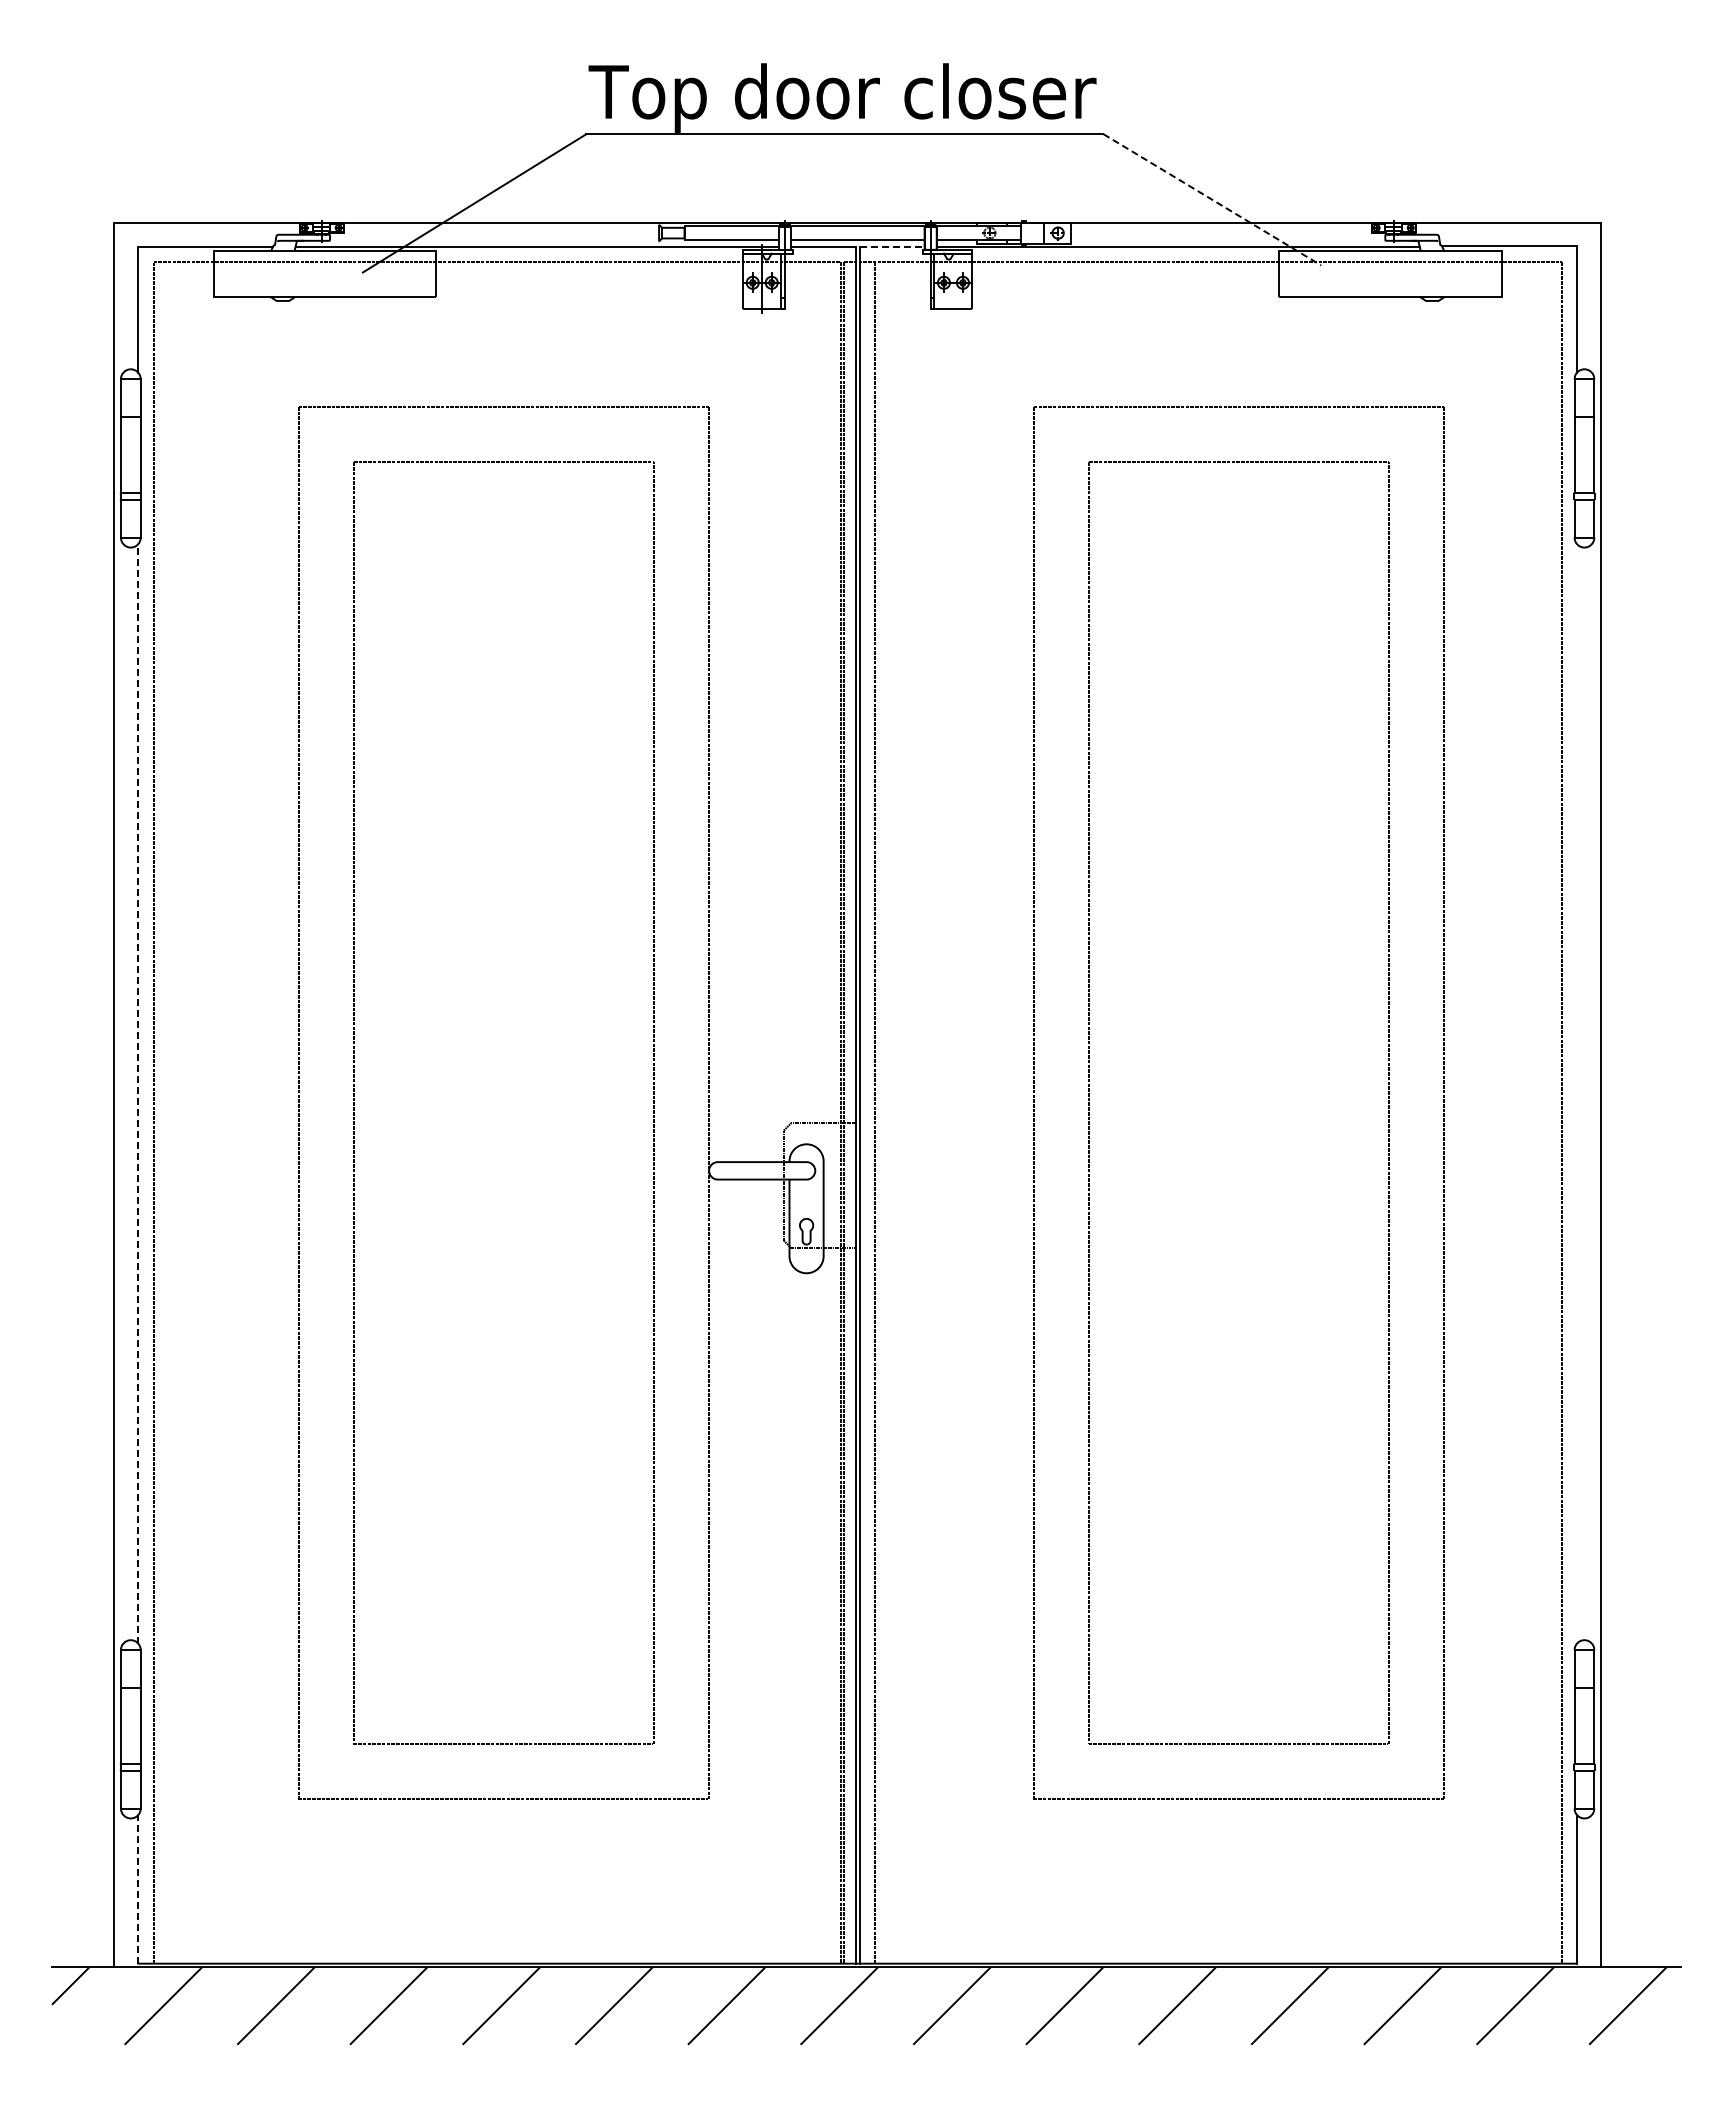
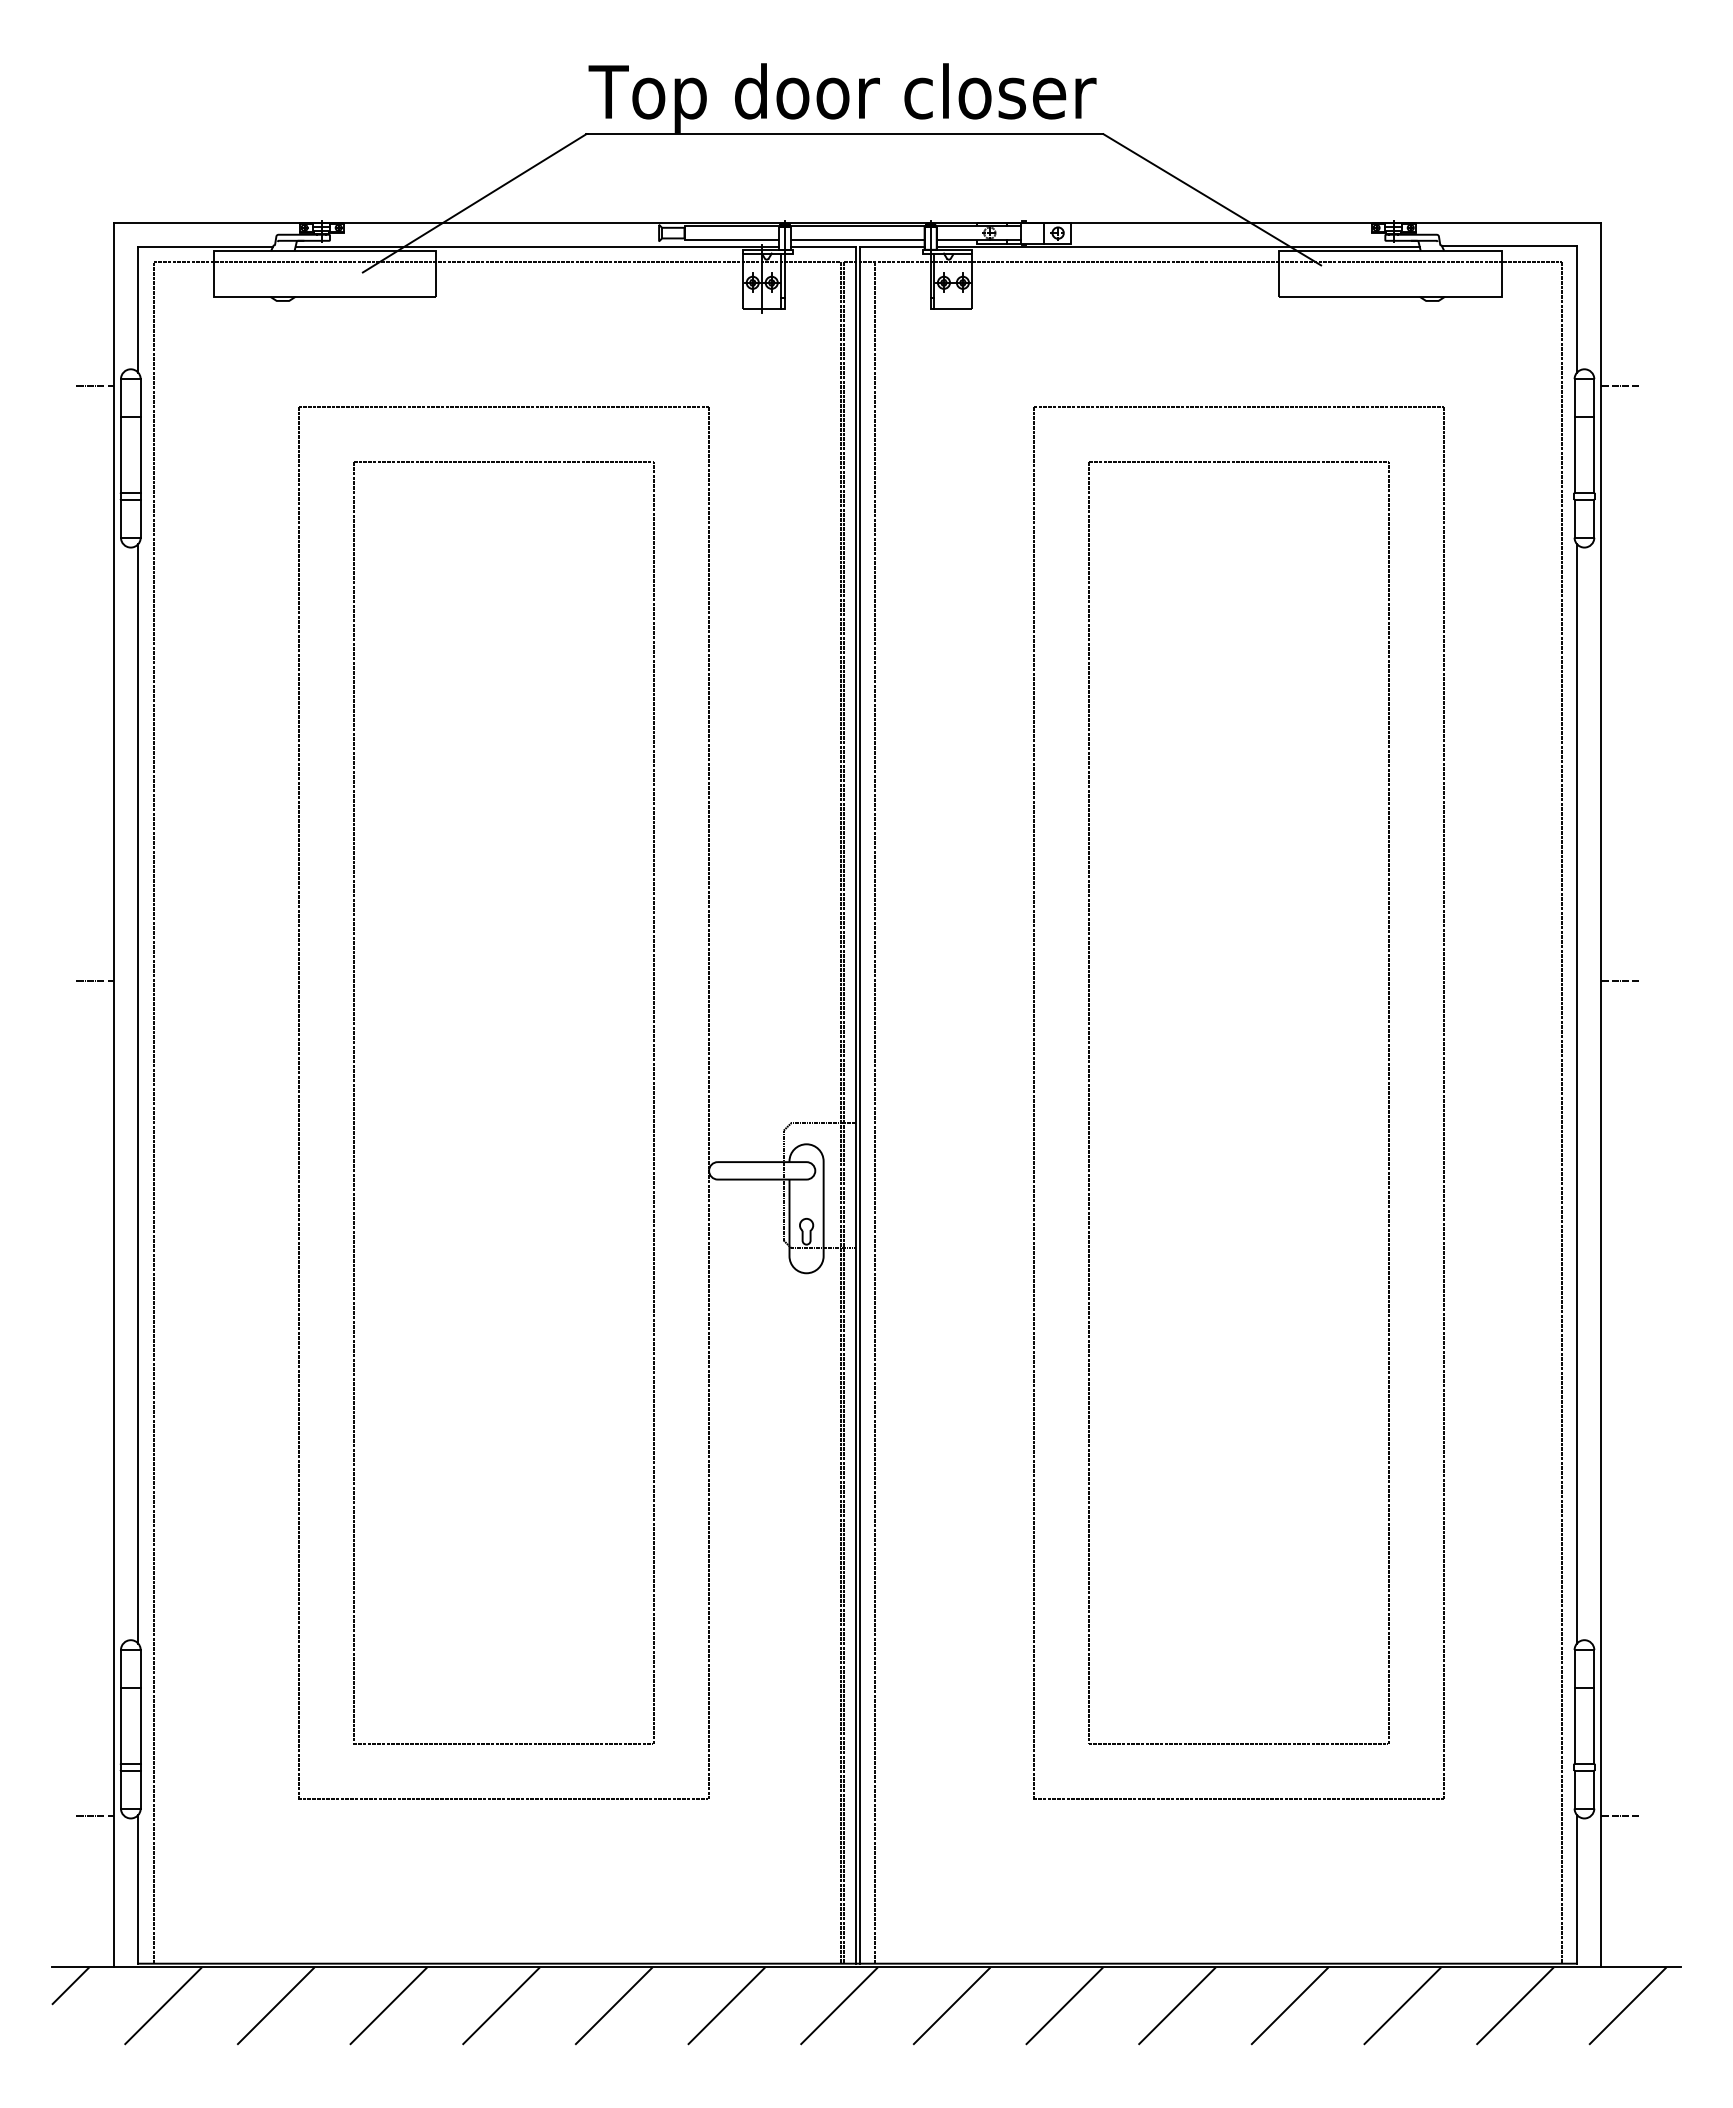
line: dashed -> solid (1212, 200)
line: dashed -> solid (892, 246)
line: none -> present (95, 386)
line: none -> present (1620, 386)
line: none -> present (95, 981)
line: none -> present (1620, 981)
line: dashed -> solid (138, 1093)
line: none -> present (1576, 1093)
line: none -> present (95, 1815)
line: none -> present (1620, 1815)
line: dashed -> solid (138, 1888)
